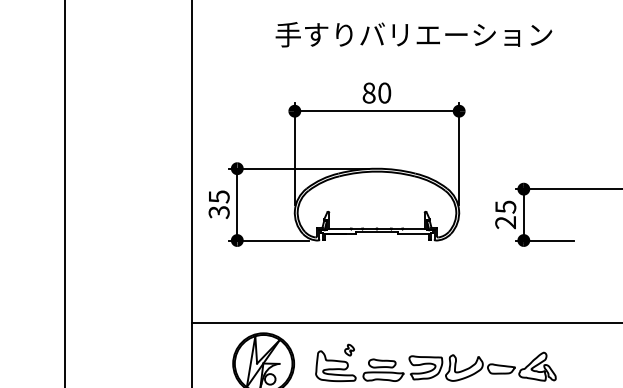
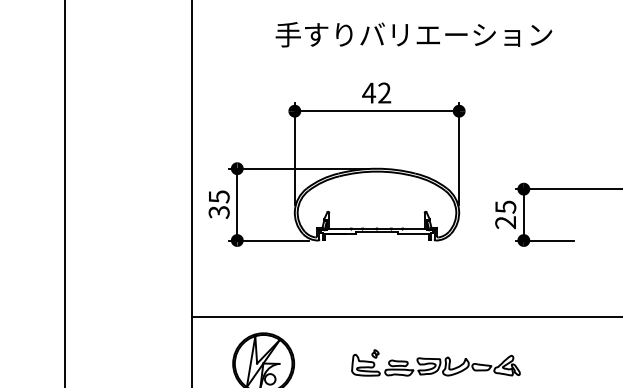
text: 80 -> 42 (376, 92)
line position: (405, 322) -> (405, 316) (405, 316)
part size: 242x40 px -> 170x28 px (435, 362)
